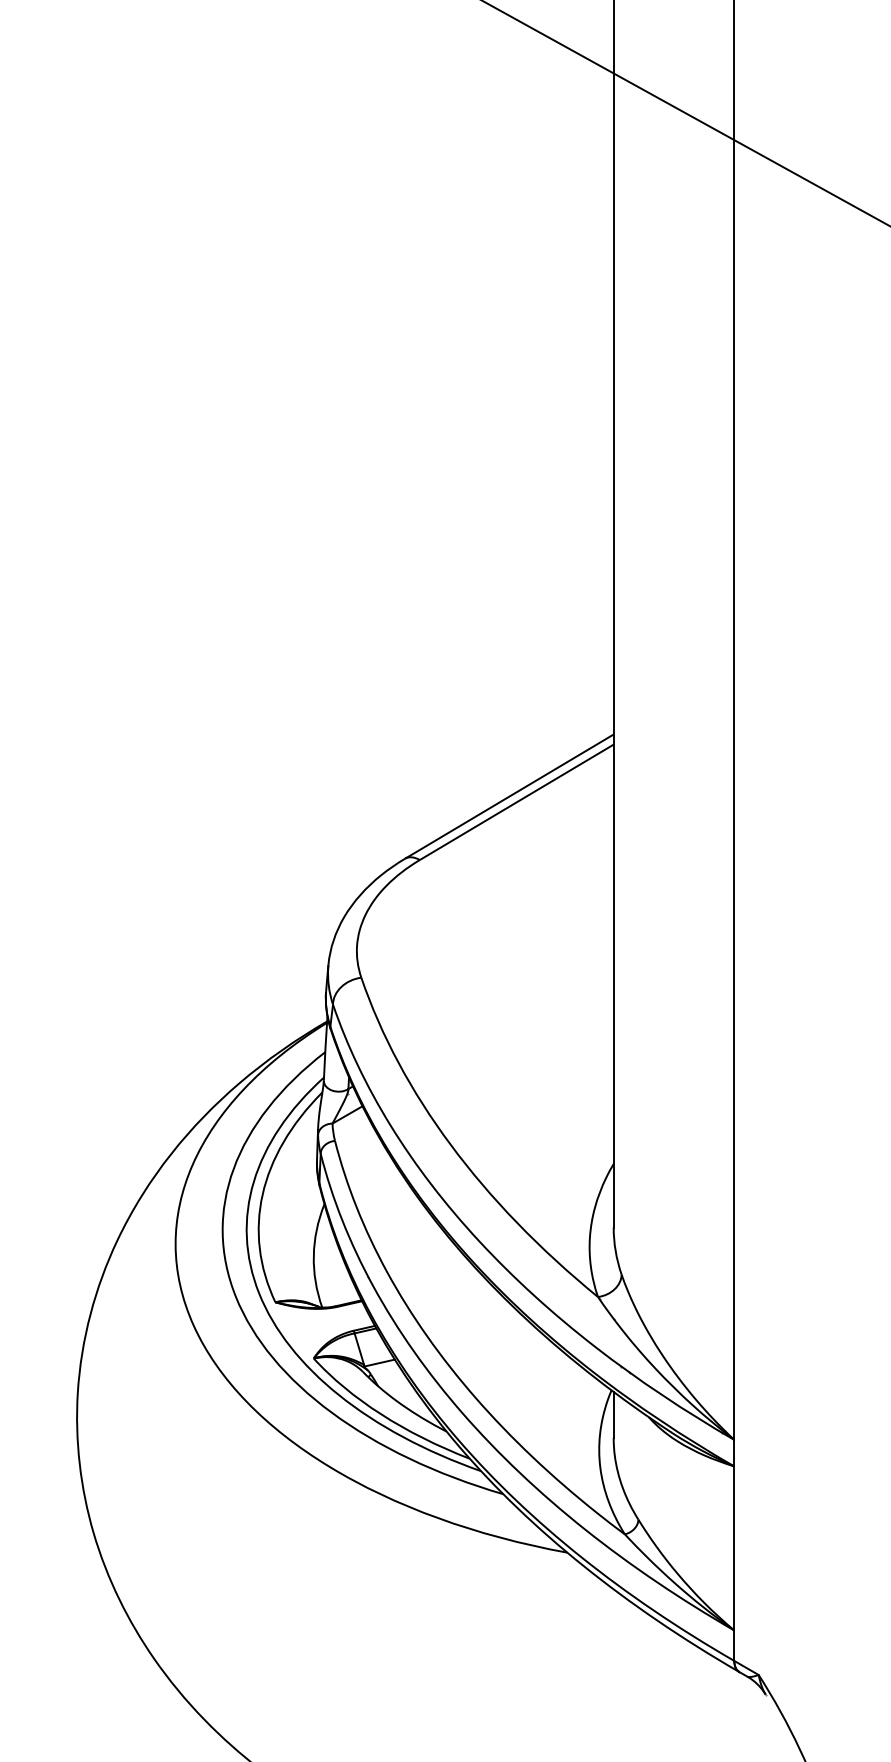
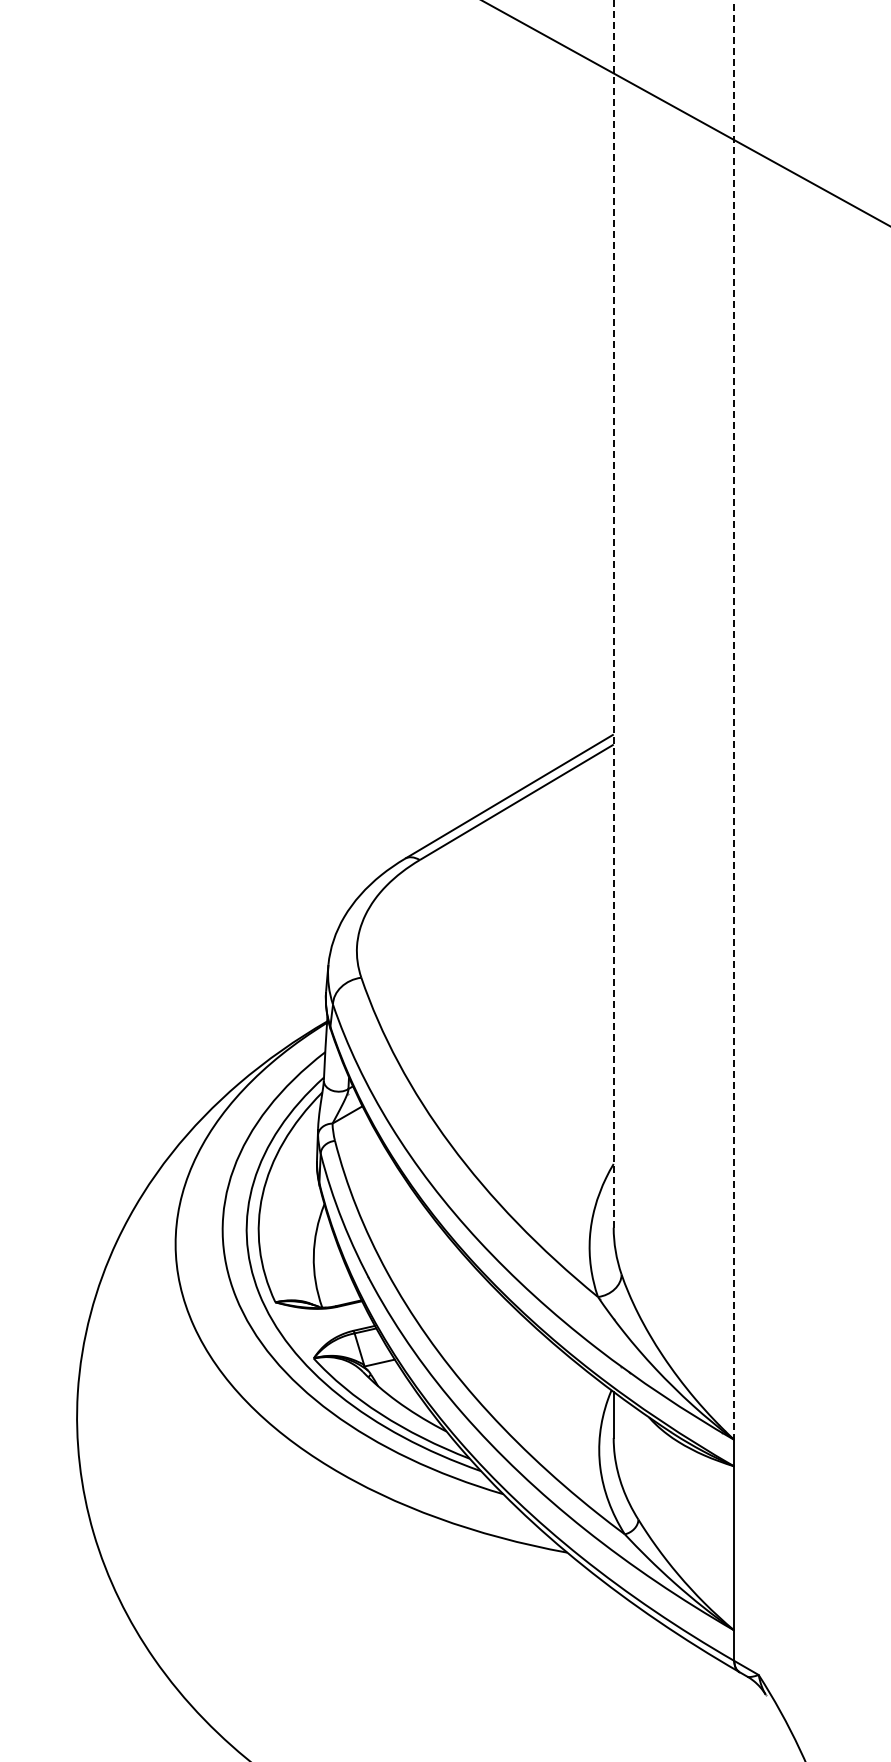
line: solid -> dashed (613, 613)
line: solid -> dashed (734, 720)
